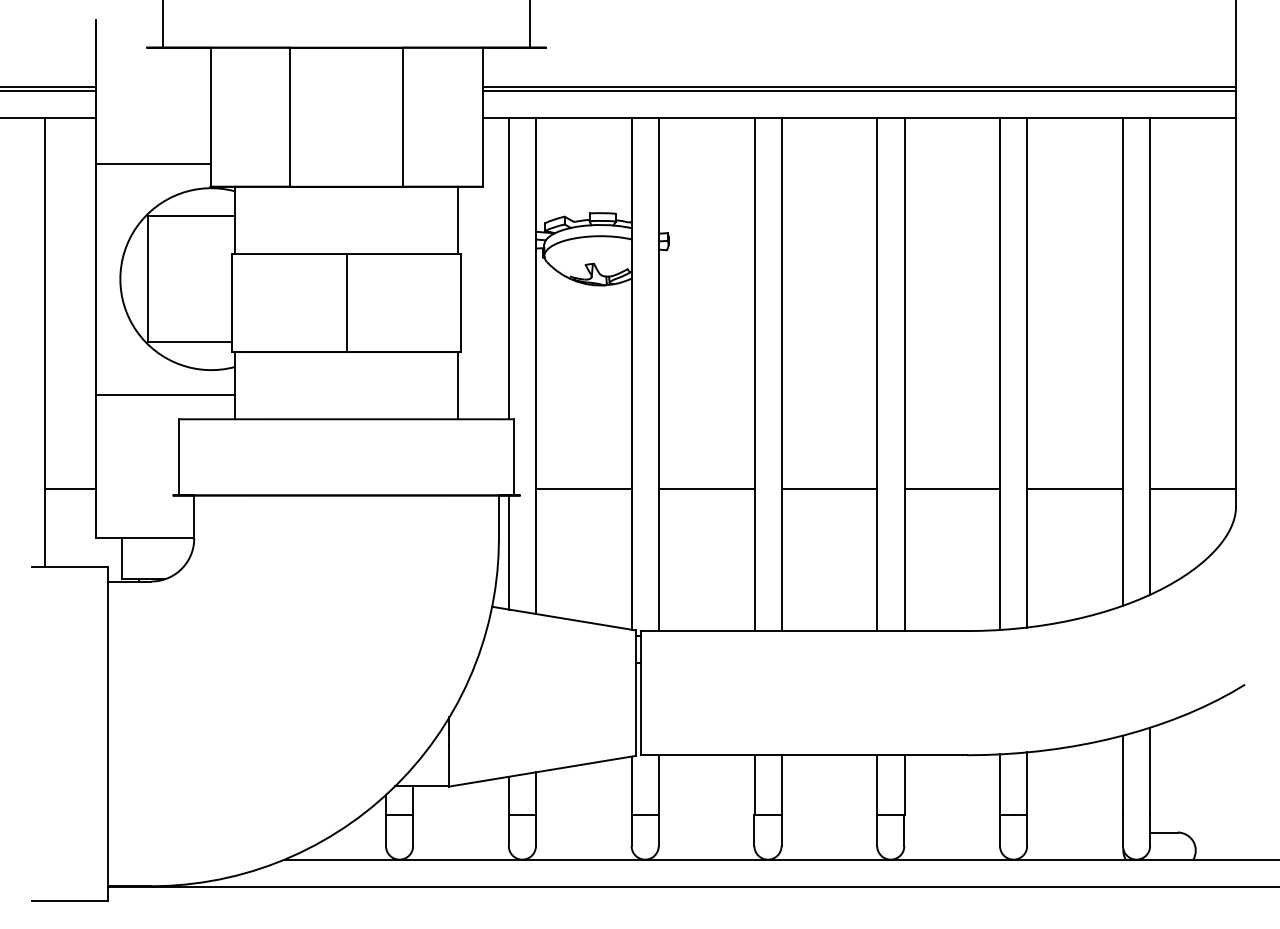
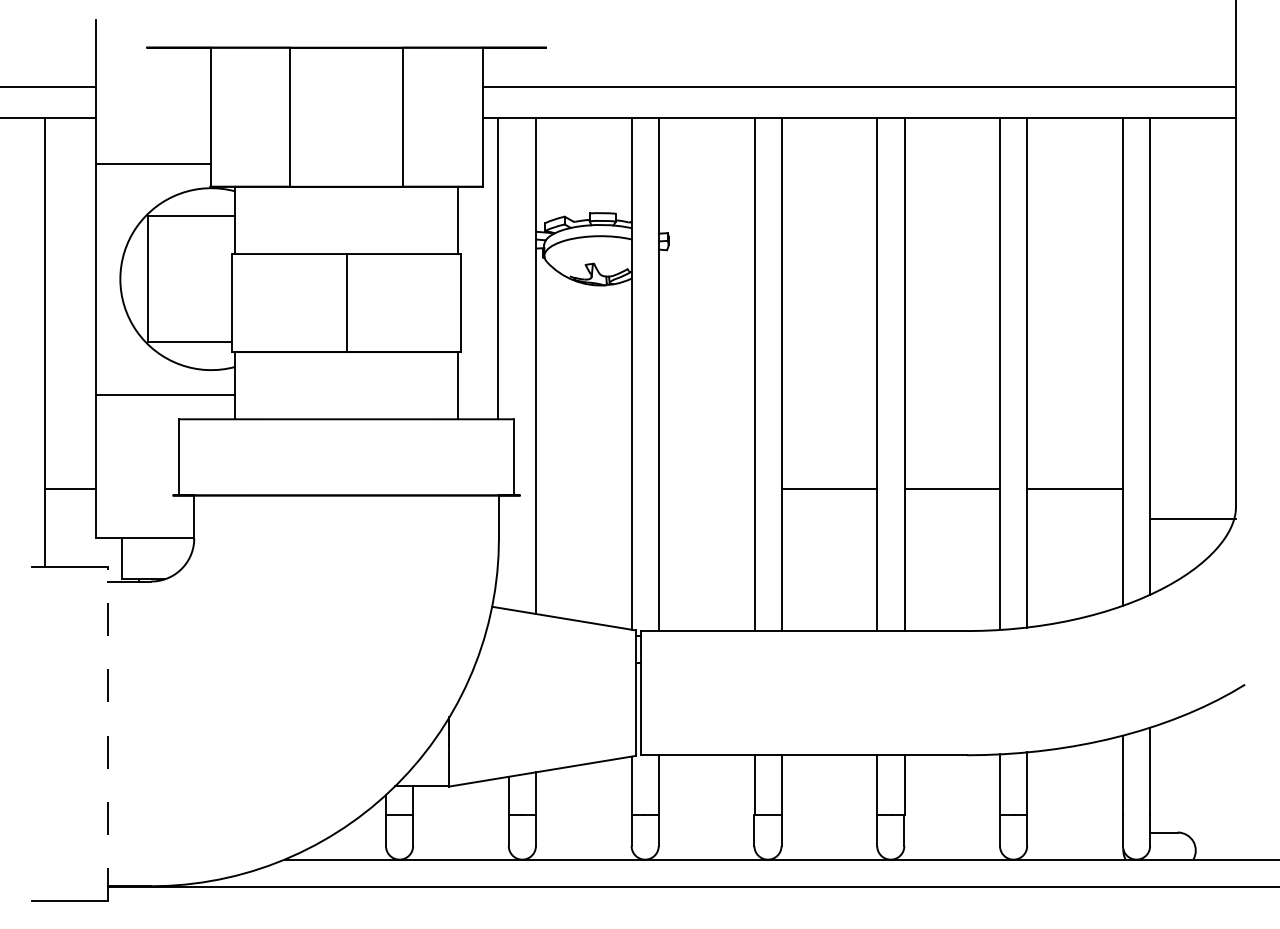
line: present -> none (163, 24)
line: present -> none (529, 24)
line: present -> none (49, 90)
line: present -> none (859, 90)
line position: (508, 268) -> (497, 268) (497, 268)
line: present -> none (583, 489)
line: present -> none (706, 489)
line position: (1193, 489) -> (1193, 519) (1193, 519)
line: present -> none (508, 552)
line: solid -> dashed (108, 733)
